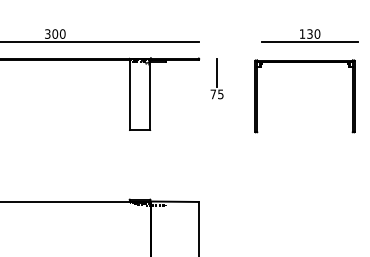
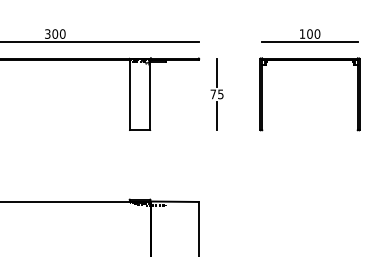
text: 130 -> 100 (309, 33)
part position: (304, 62) -> (309, 60) (309, 60)
line: none -> present (217, 116)
